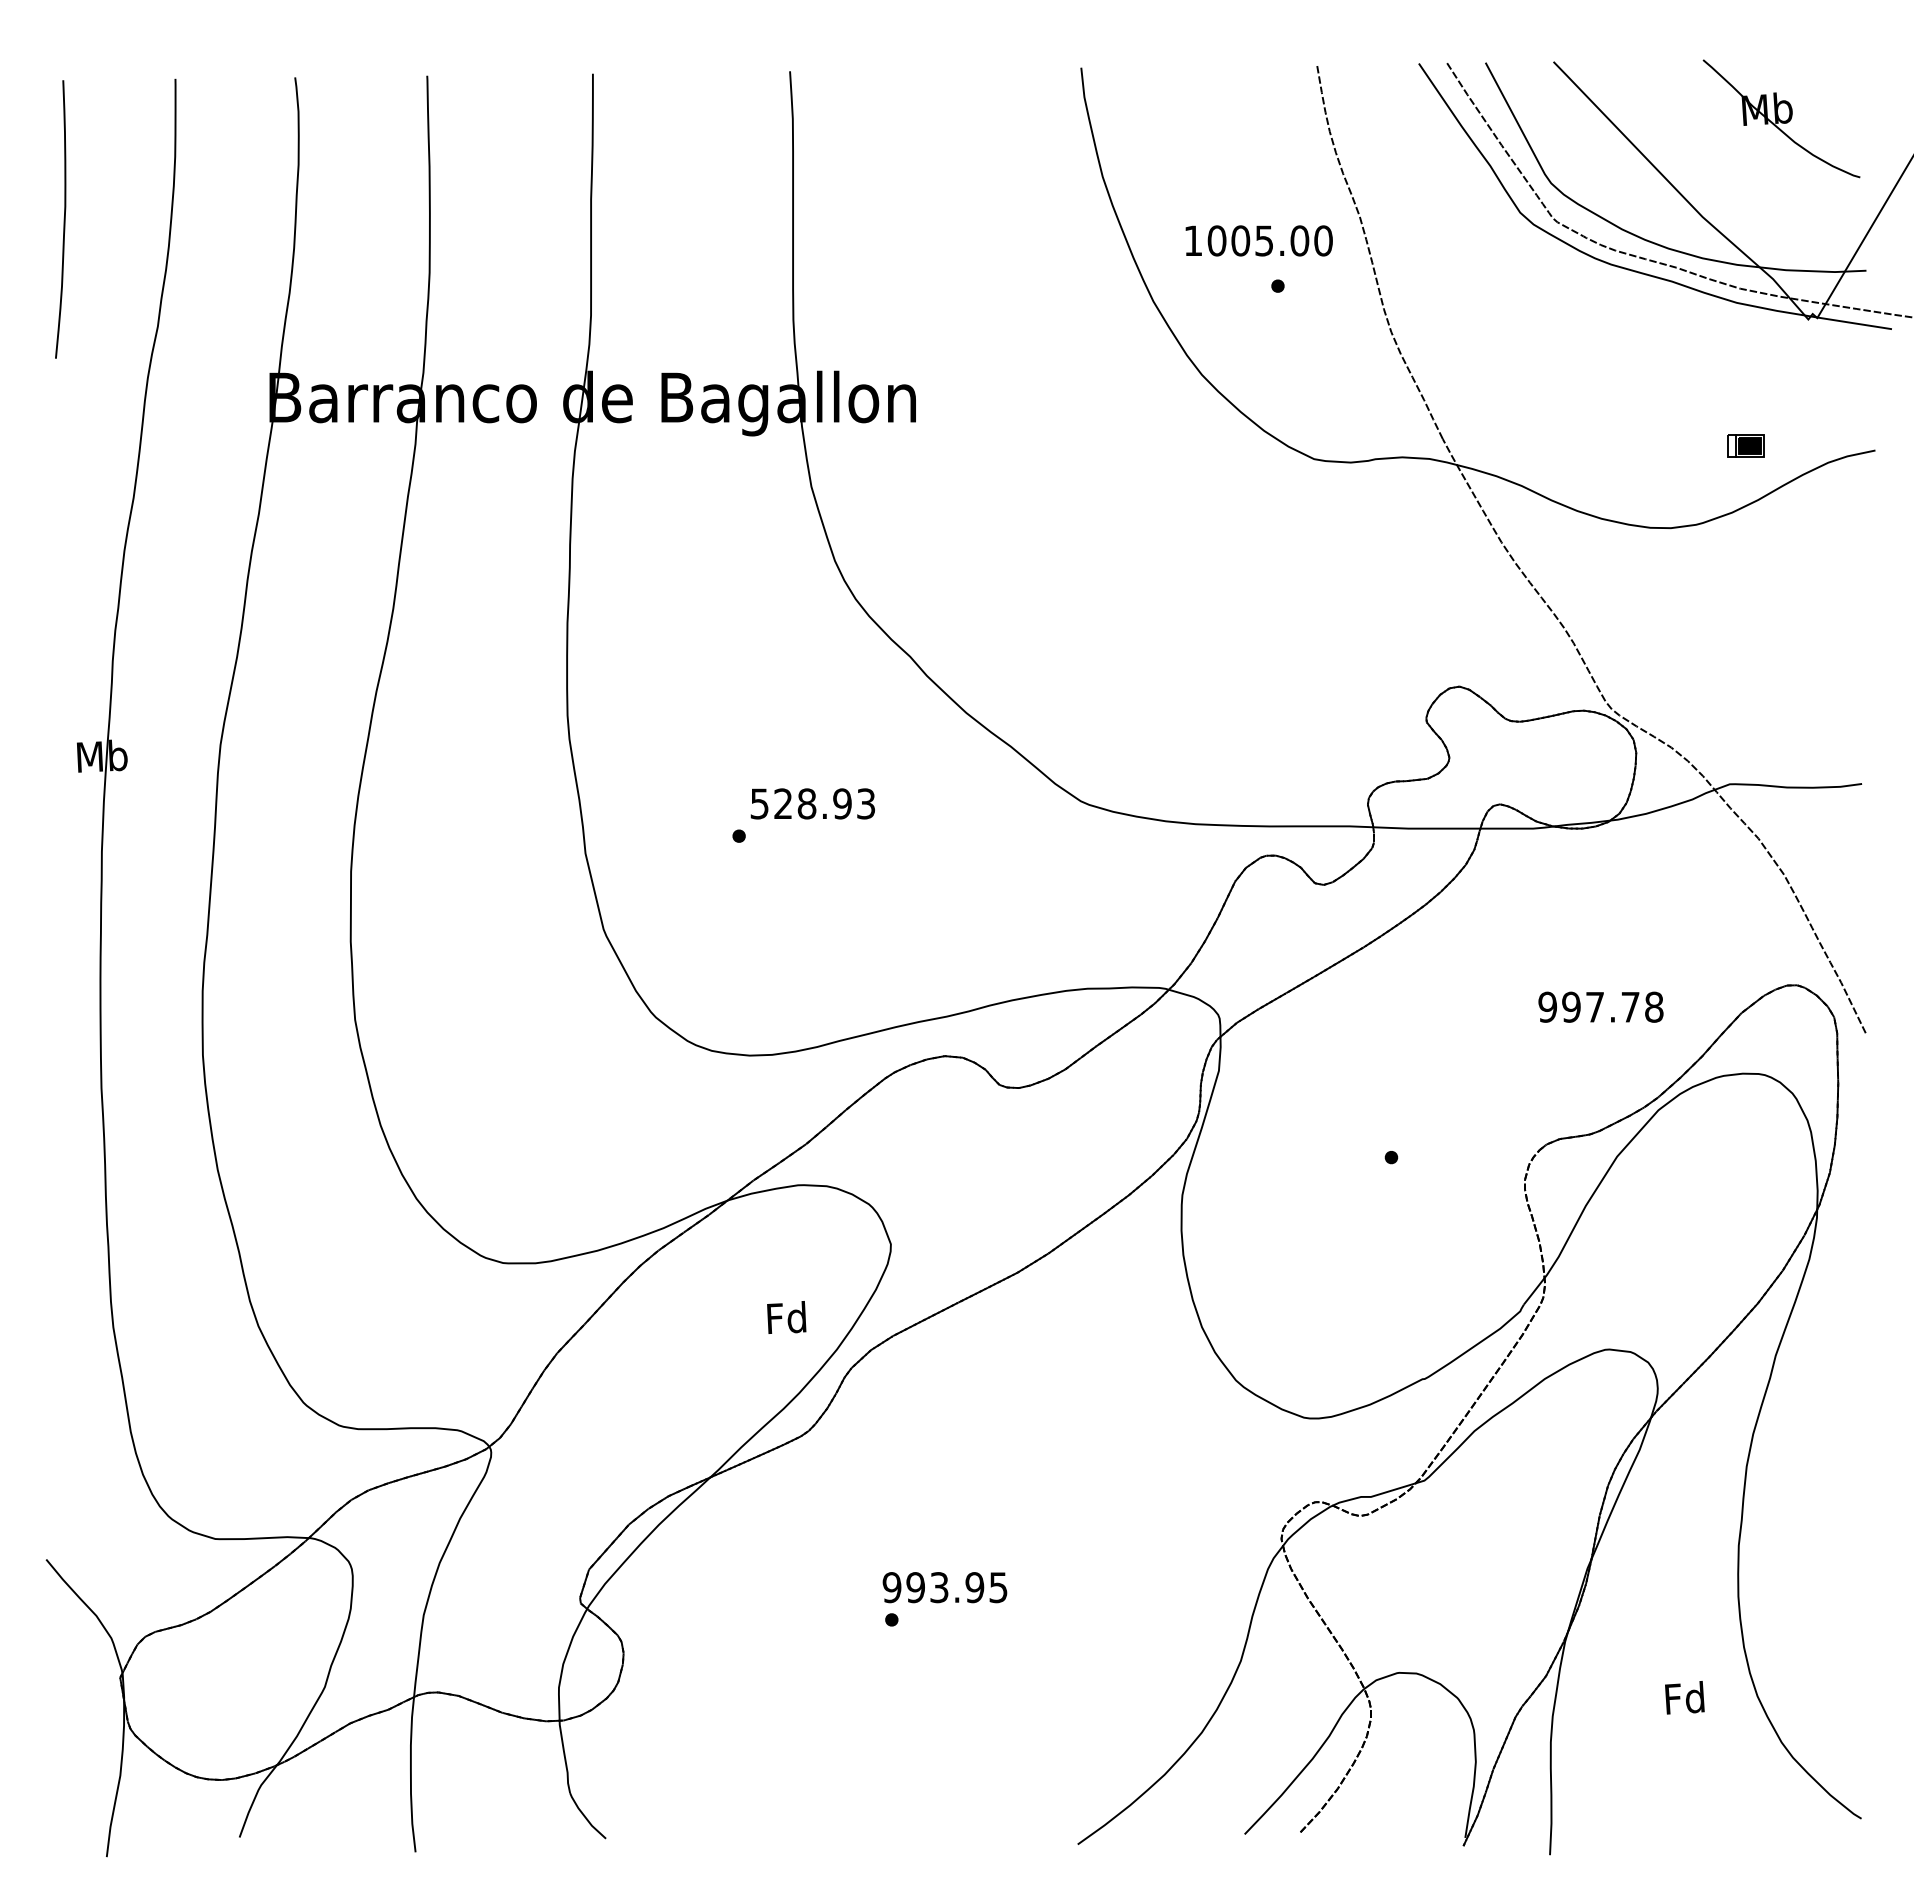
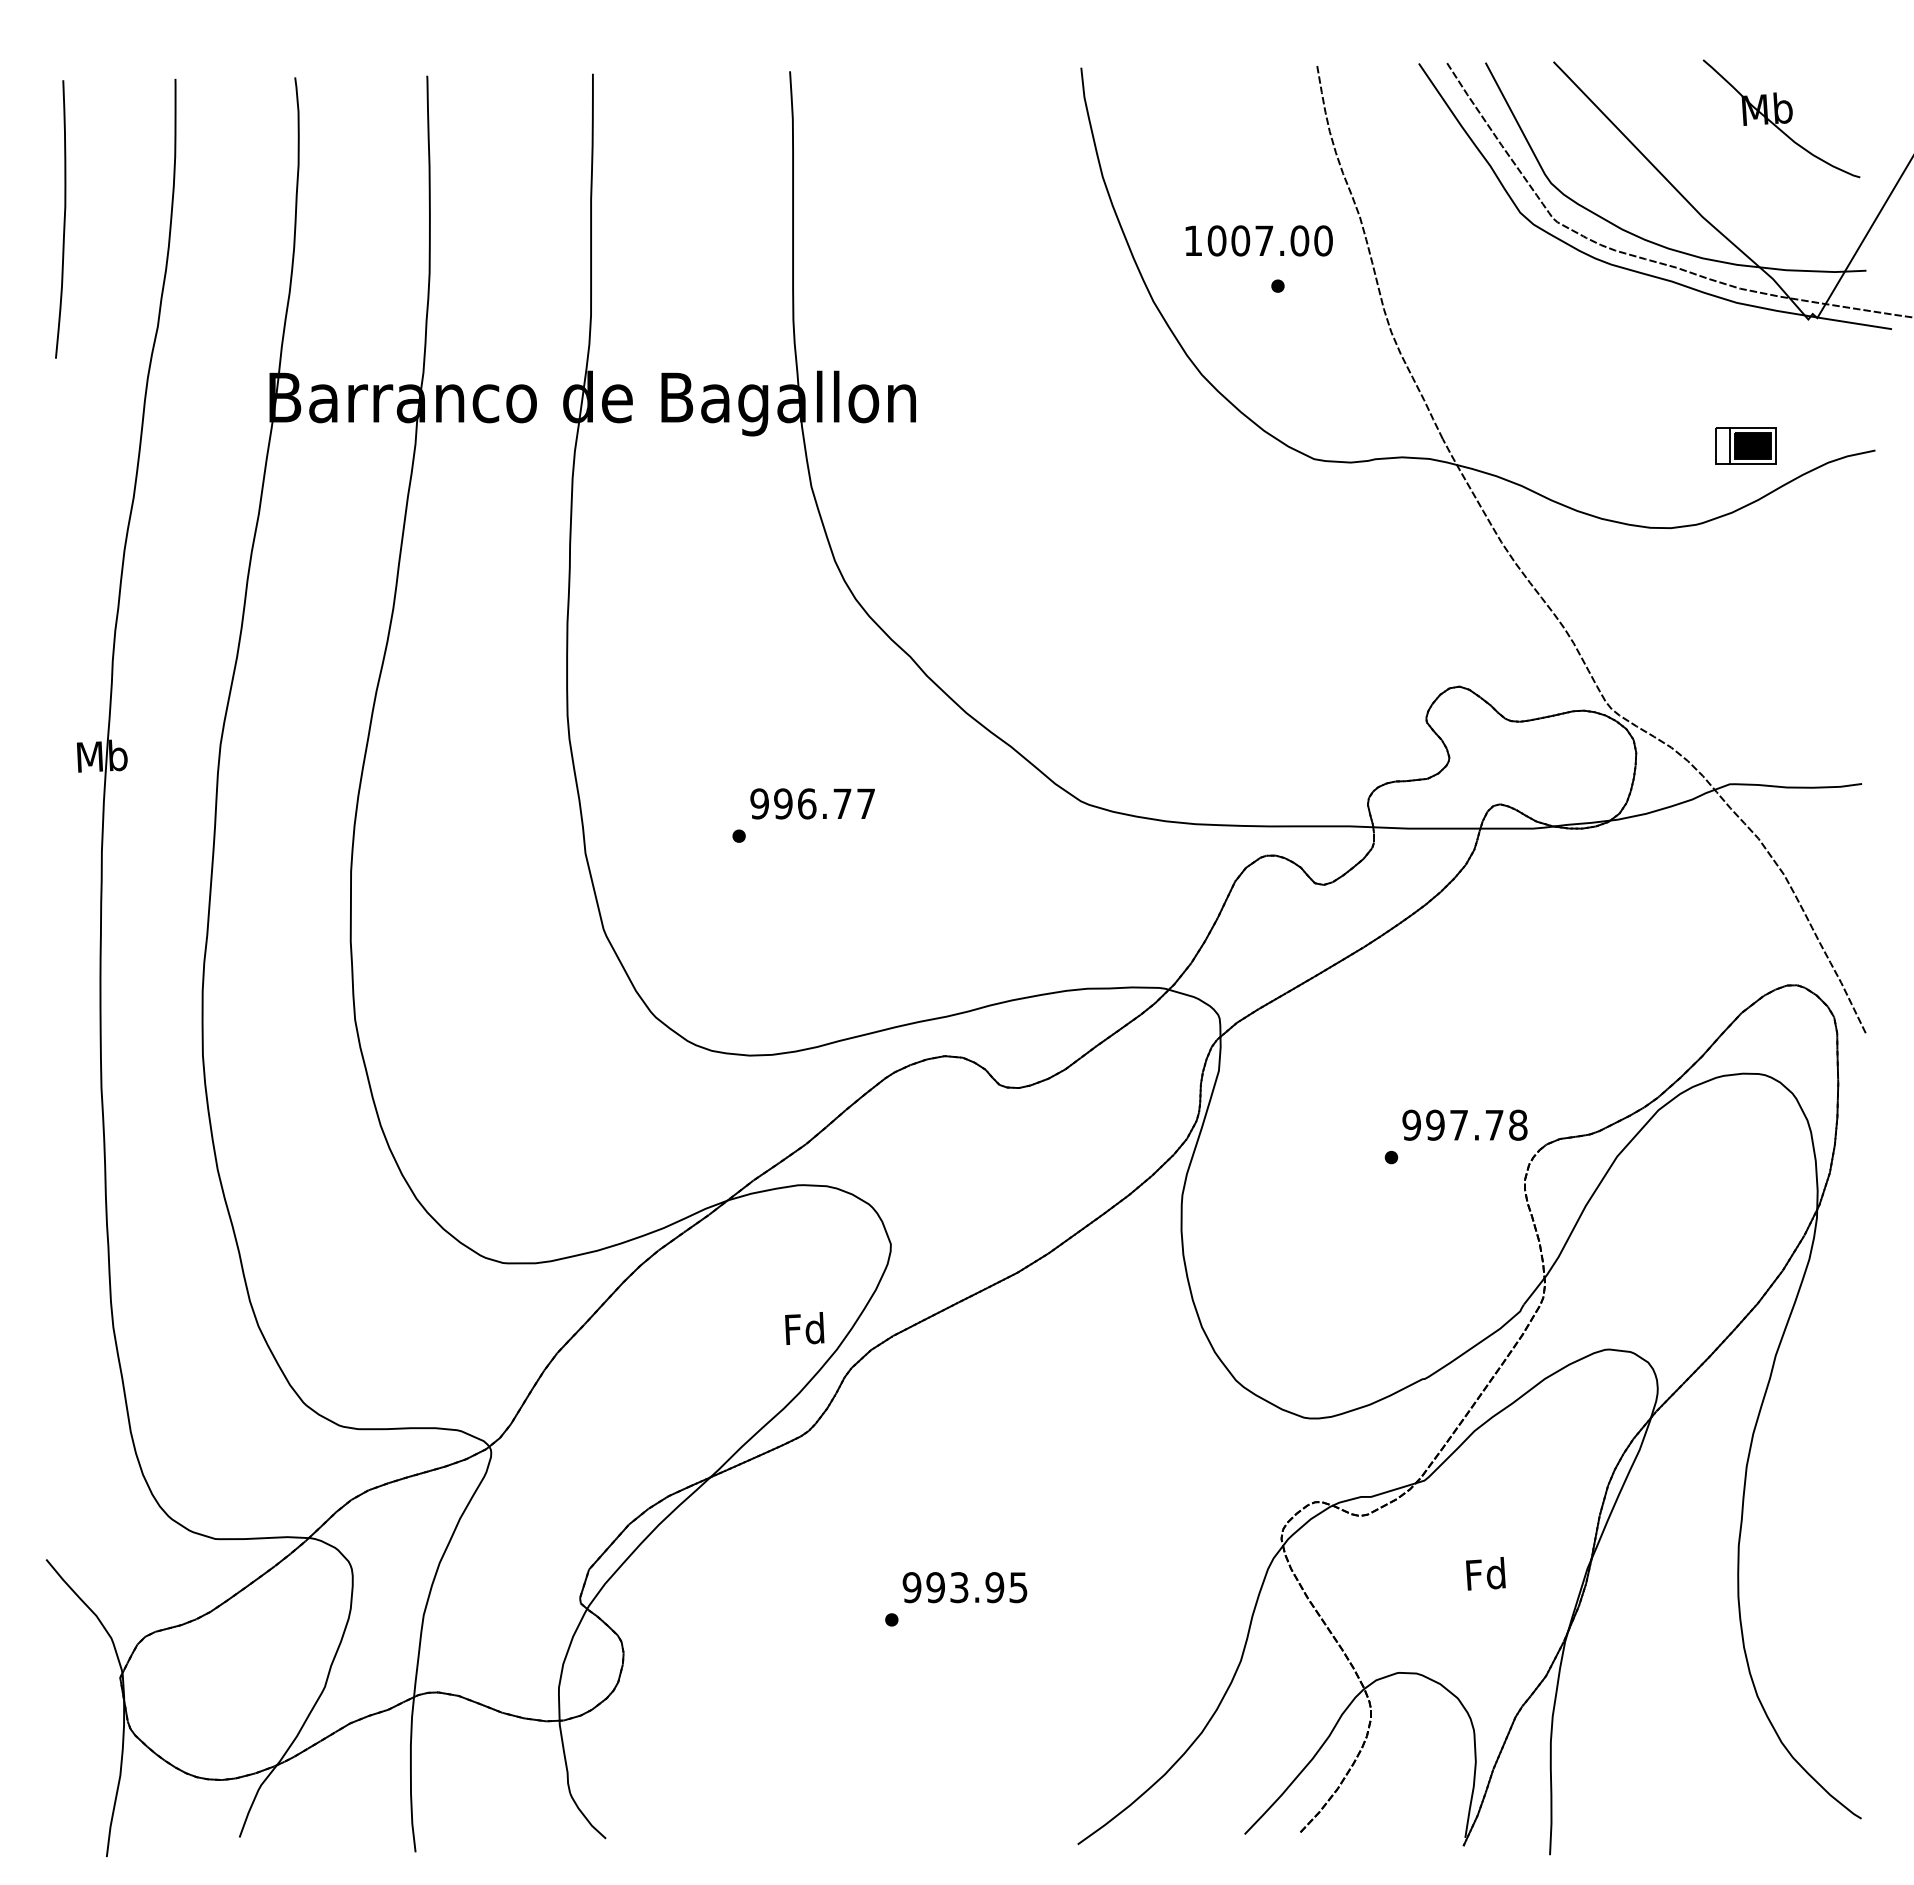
text: 1005.00 -> 1007.00 (1264, 240)
part size: 38x24 px -> 62x38 px (1745, 445)
text: 528.93 -> 996.77 (812, 803)
text position: (1600, 1006) -> (1464, 1124) (1464, 1124)
text position: (786, 1317) -> (804, 1328) (804, 1328)
text position: (944, 1587) -> (964, 1587) (964, 1587)
text position: (1684, 1697) -> (1485, 1573) (1485, 1573)
